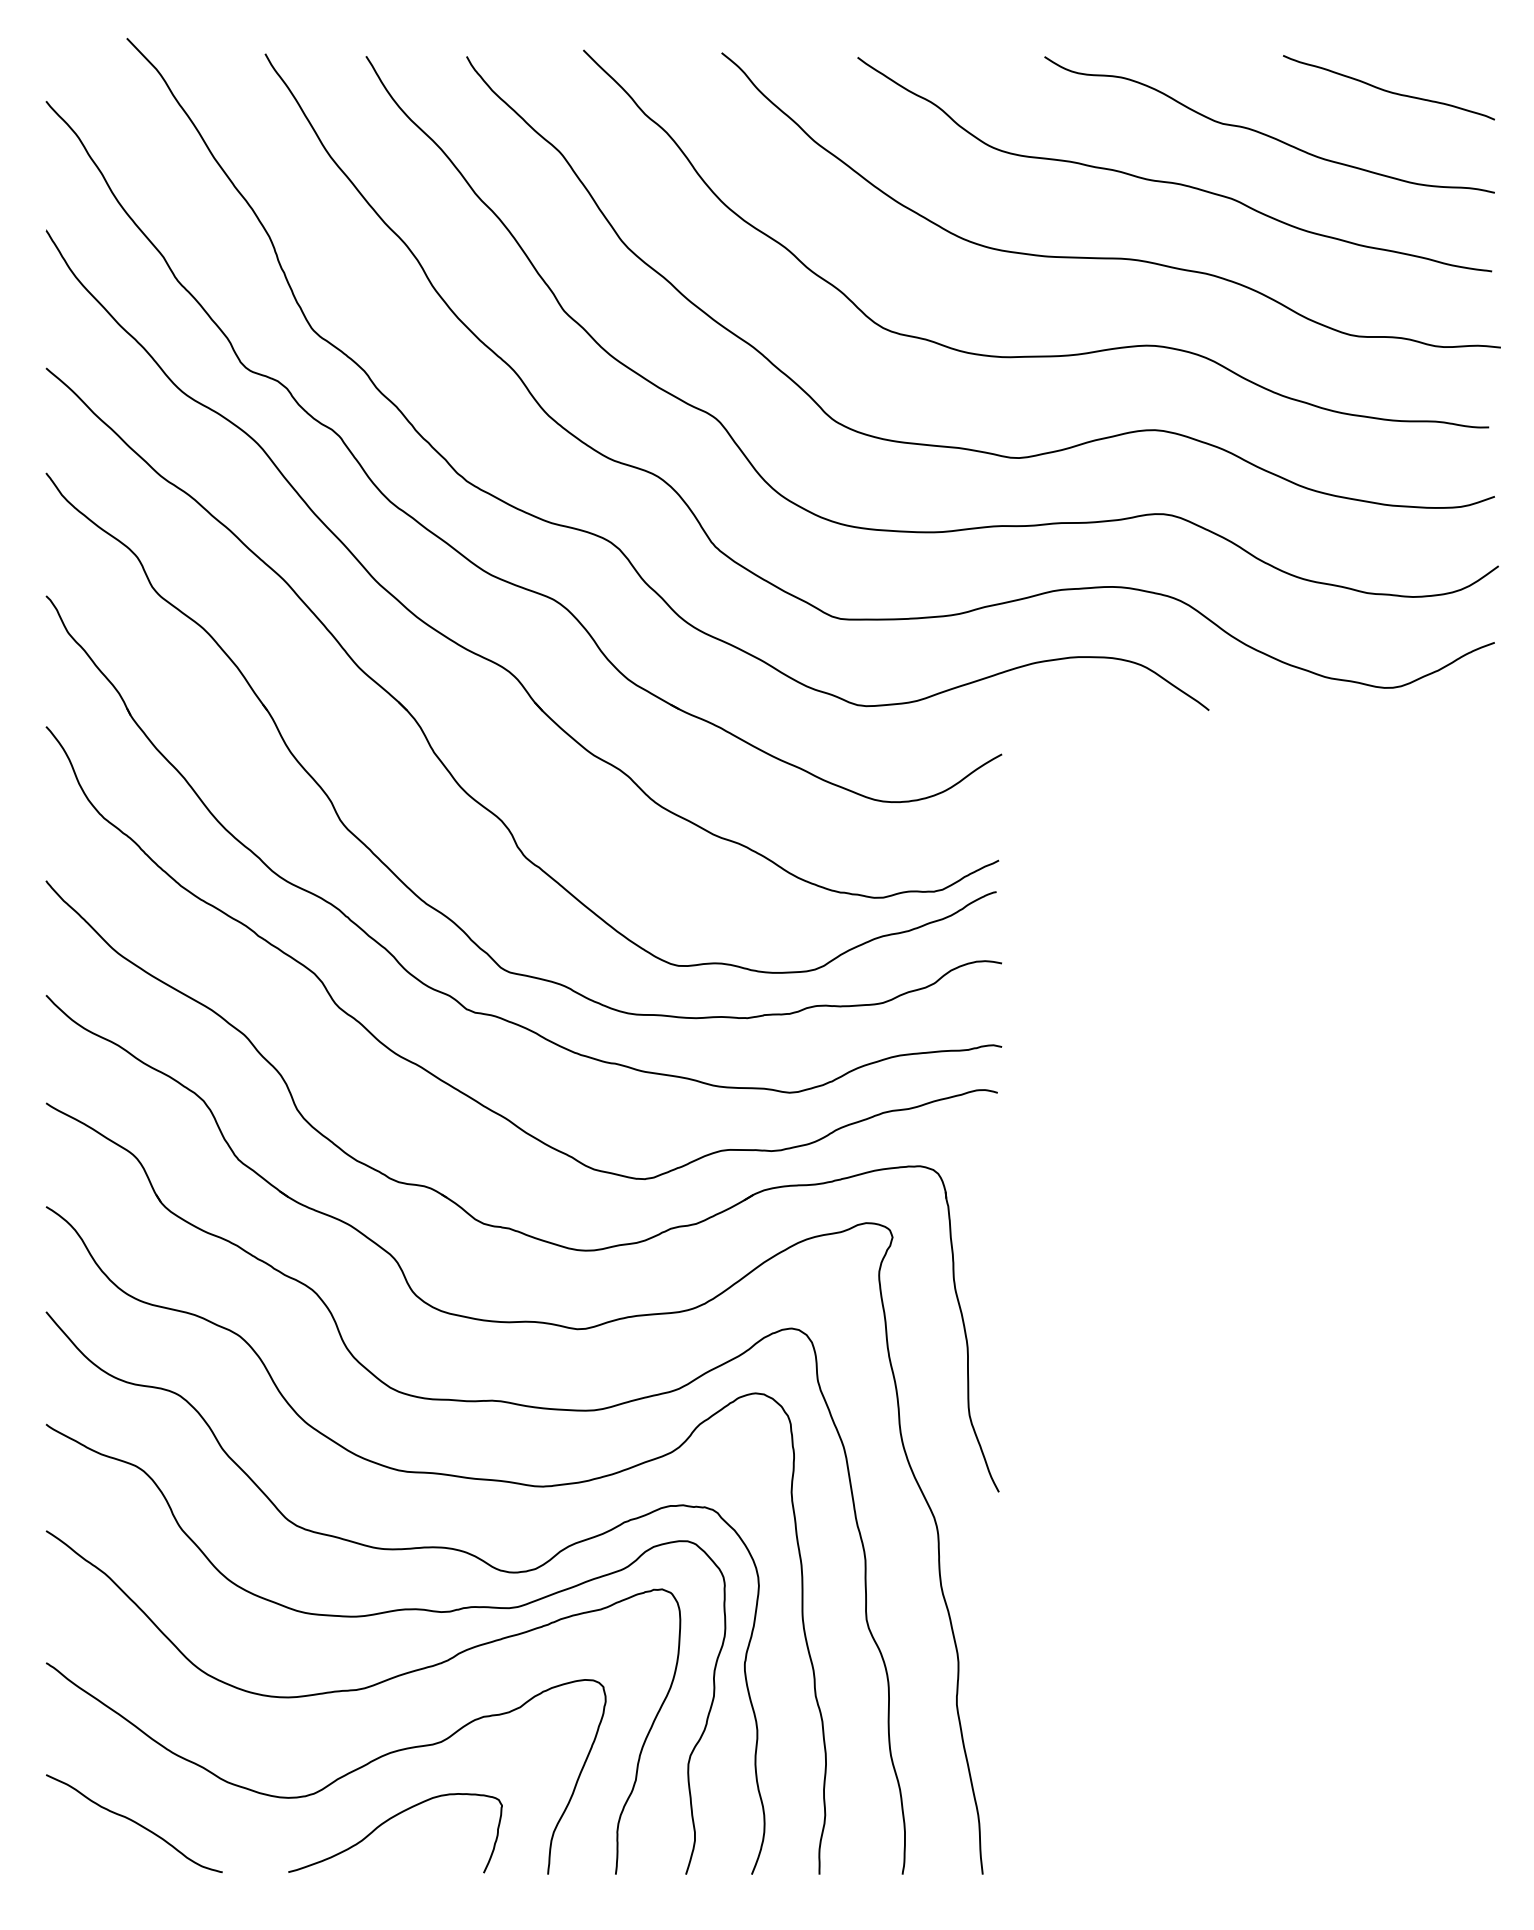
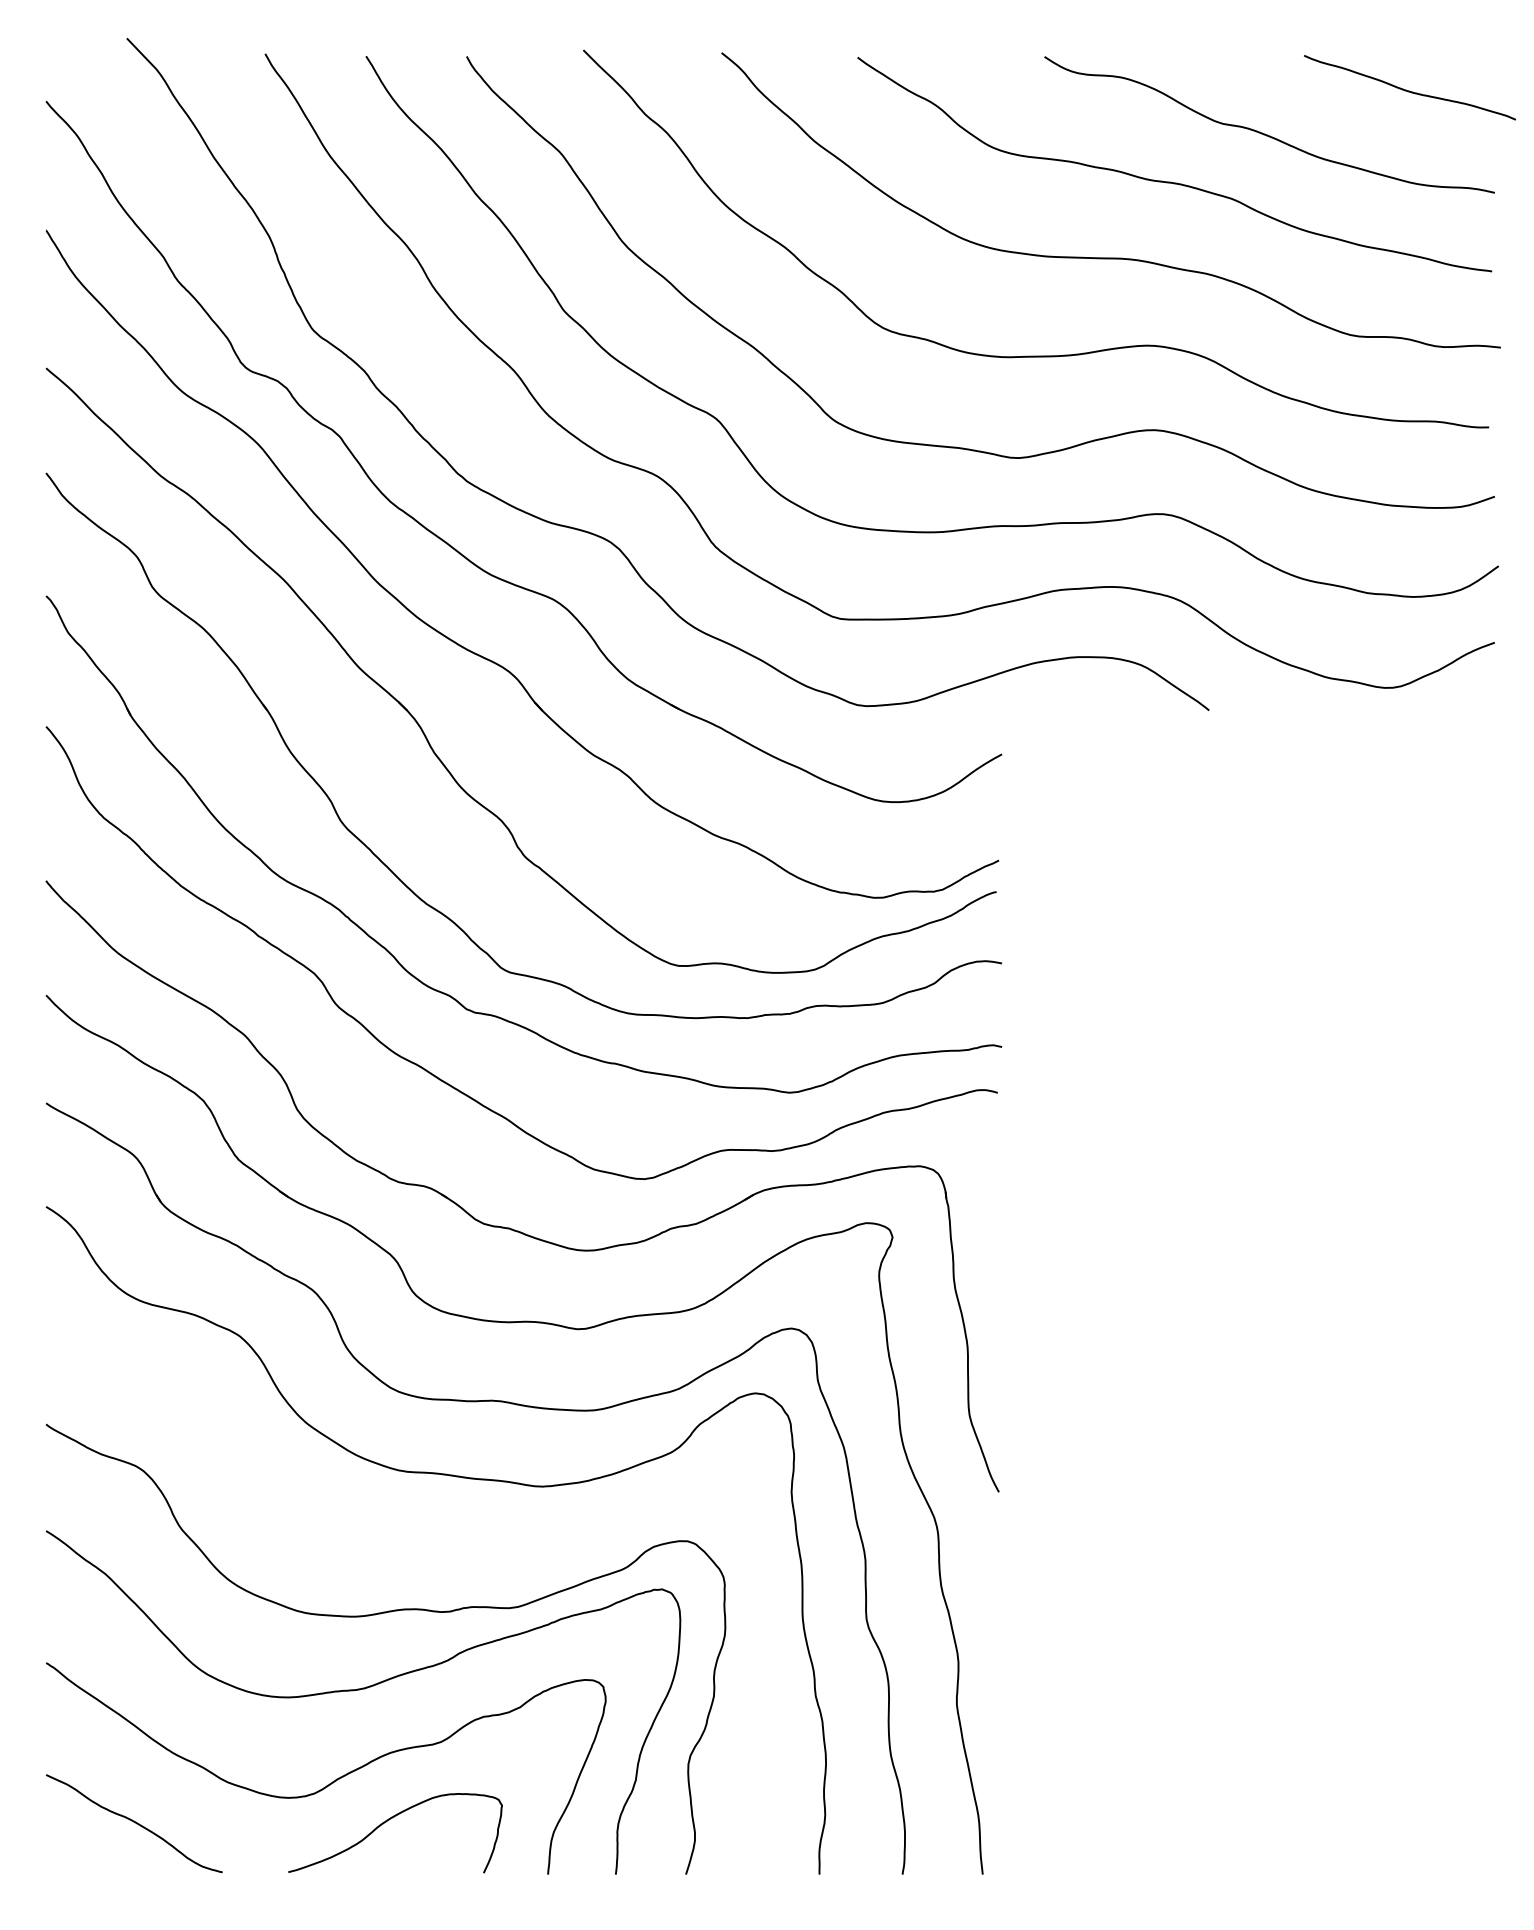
curve position: (1388, 90) -> (1409, 90) (1409, 90)
curve: present -> none (402, 1550)
